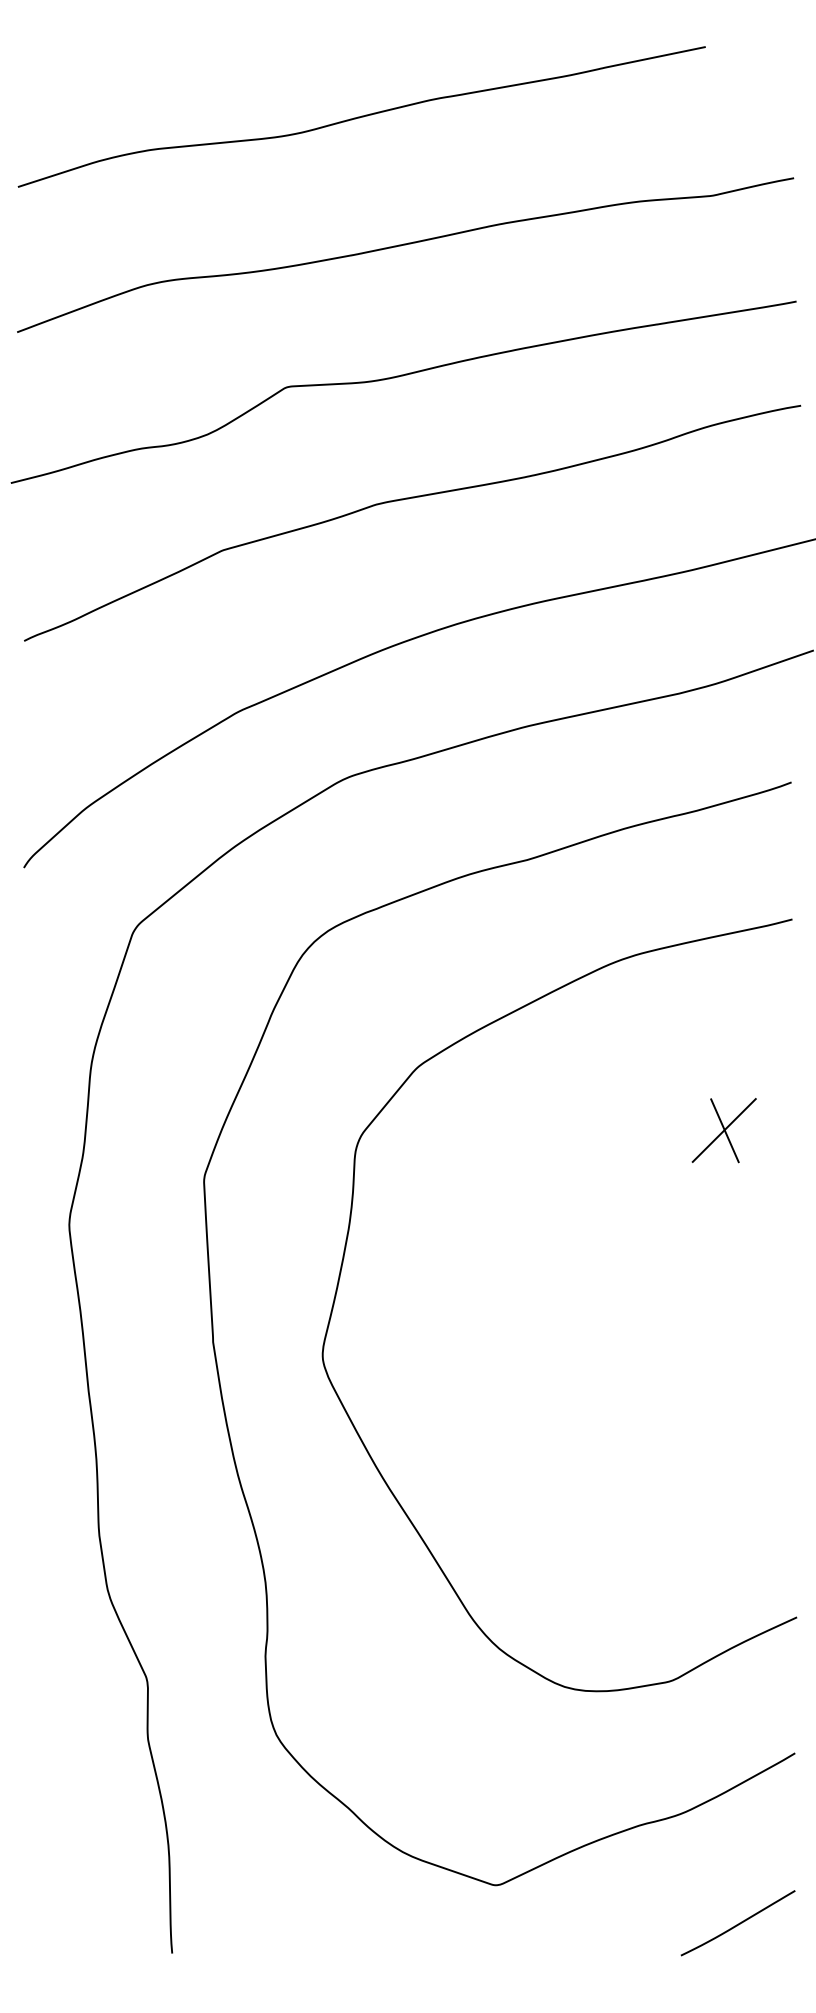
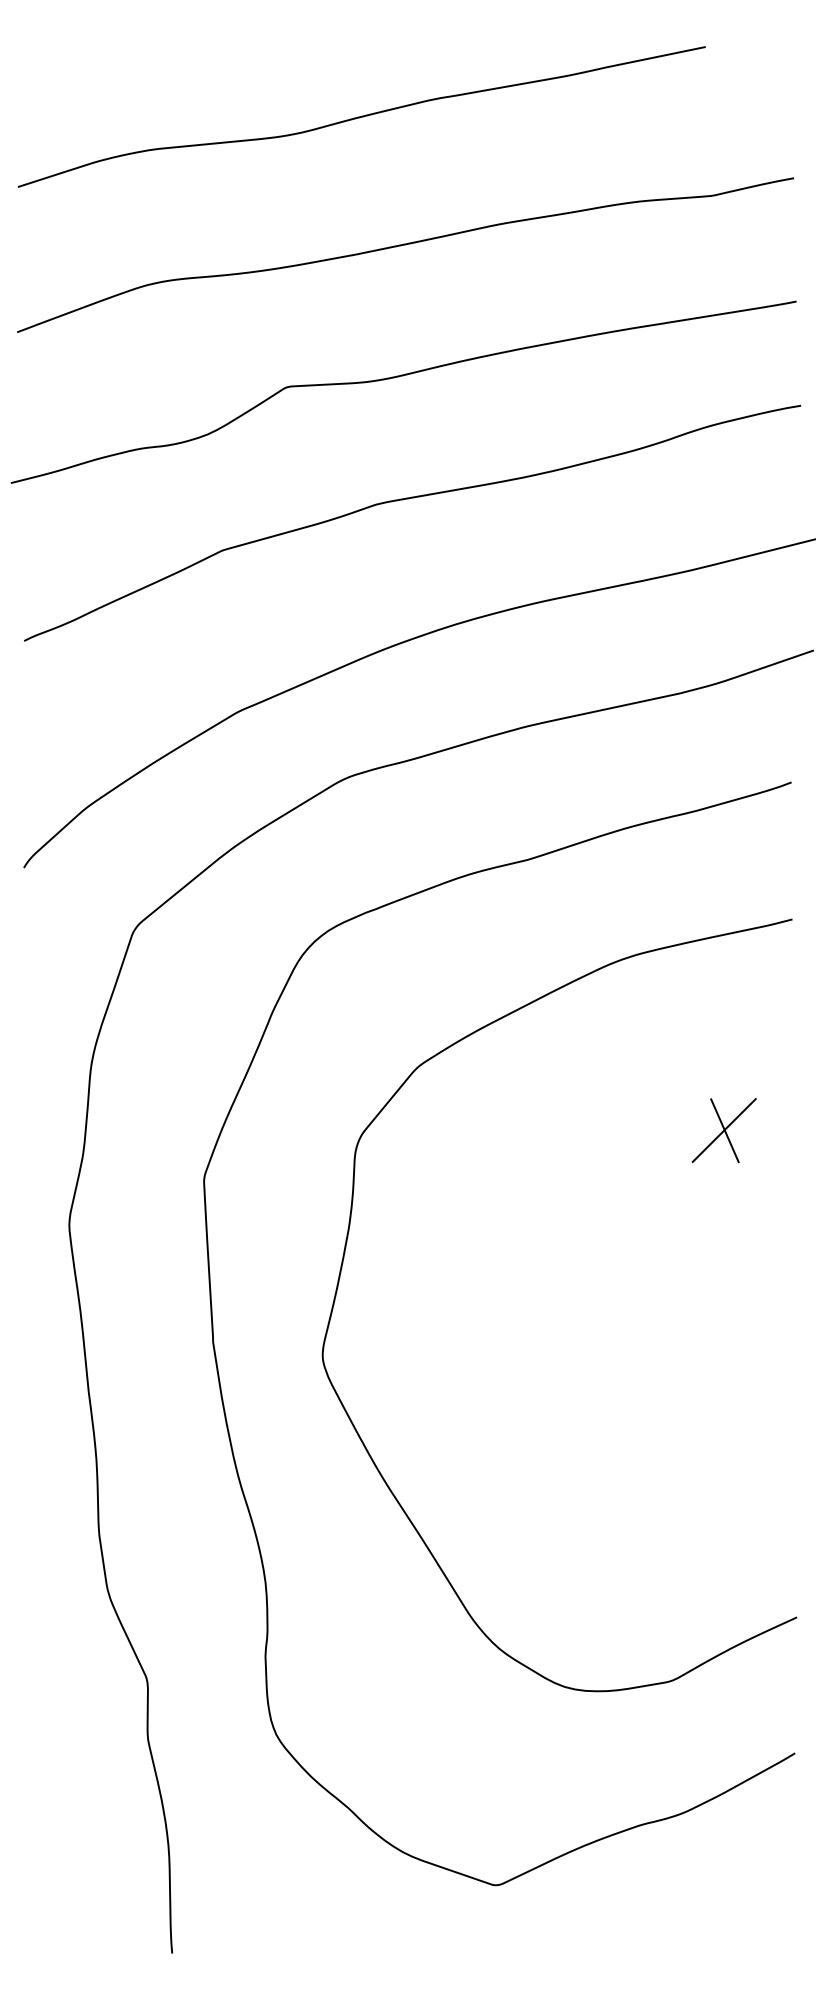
curve: present -> none (738, 1923)
